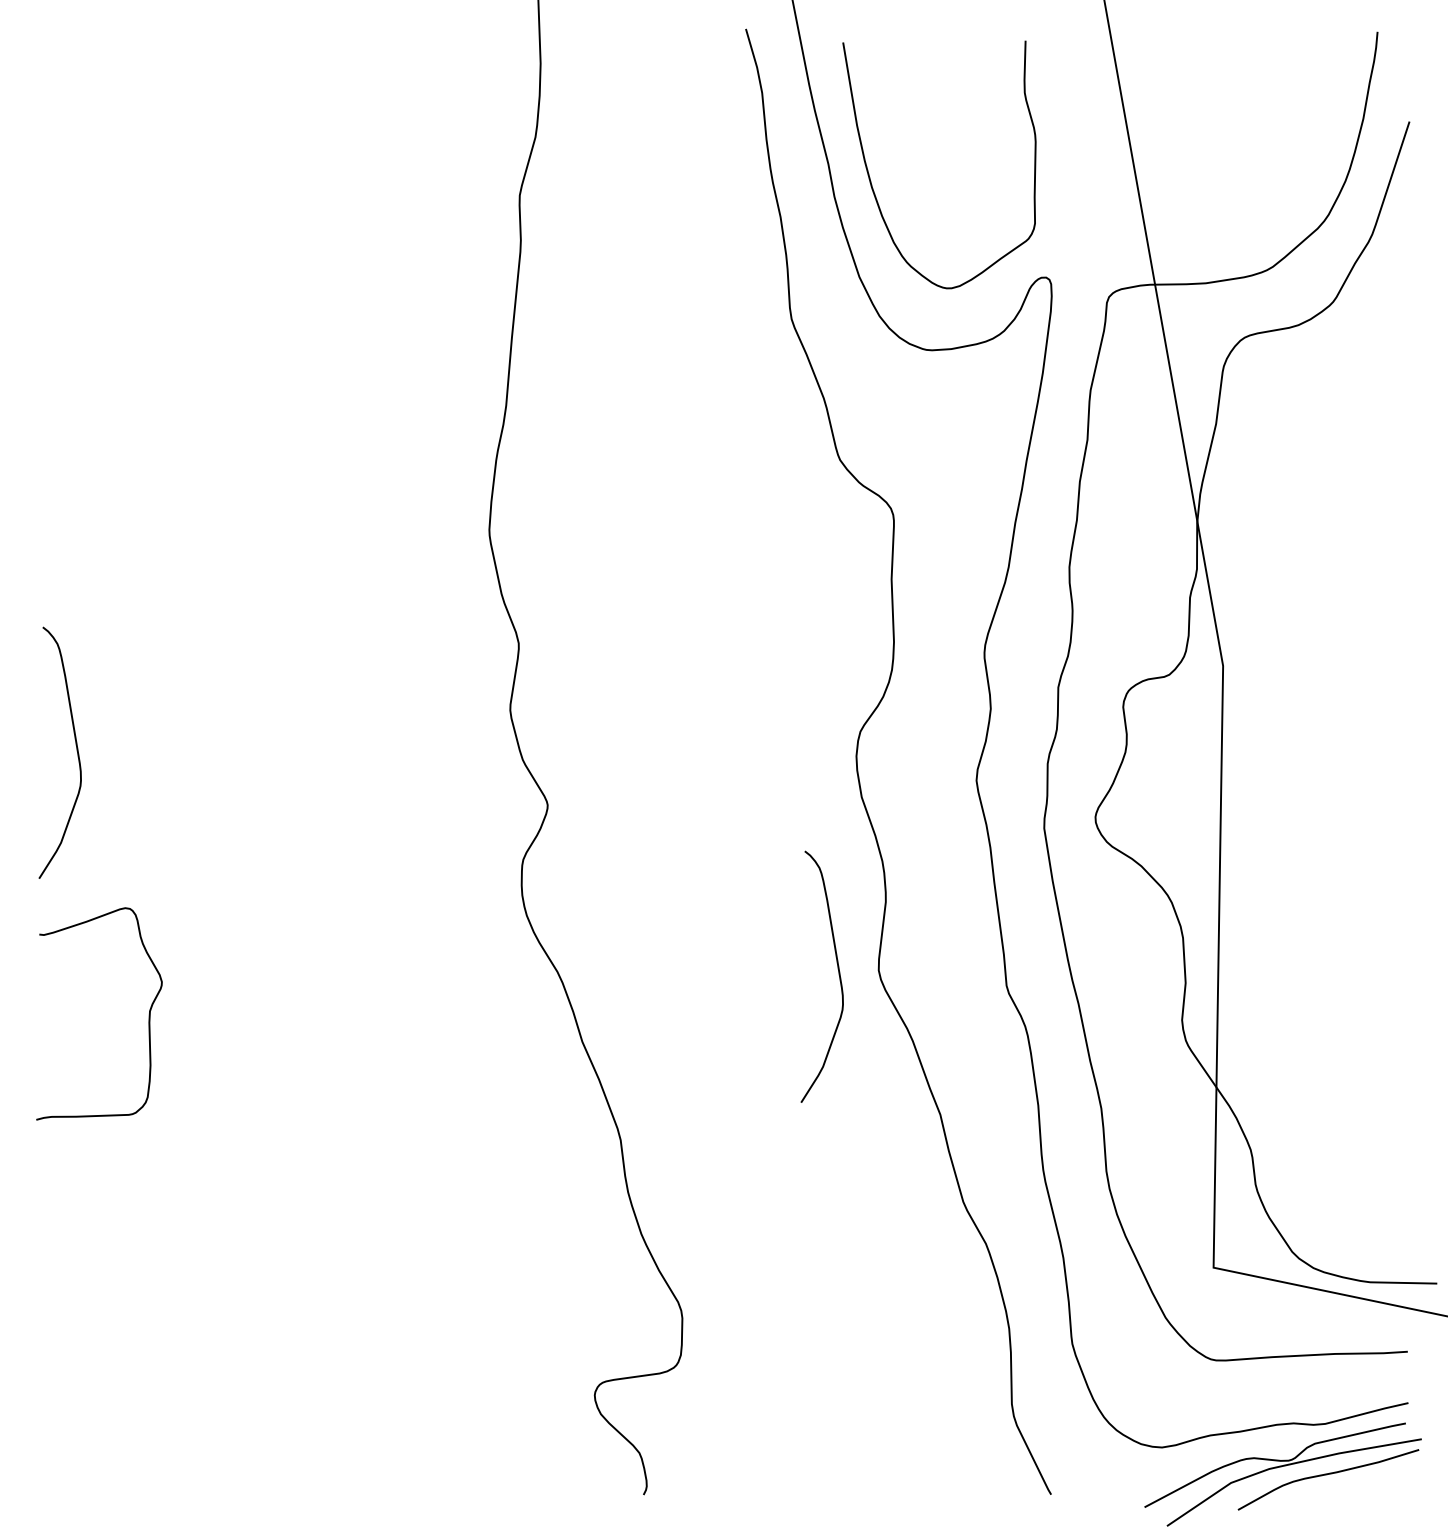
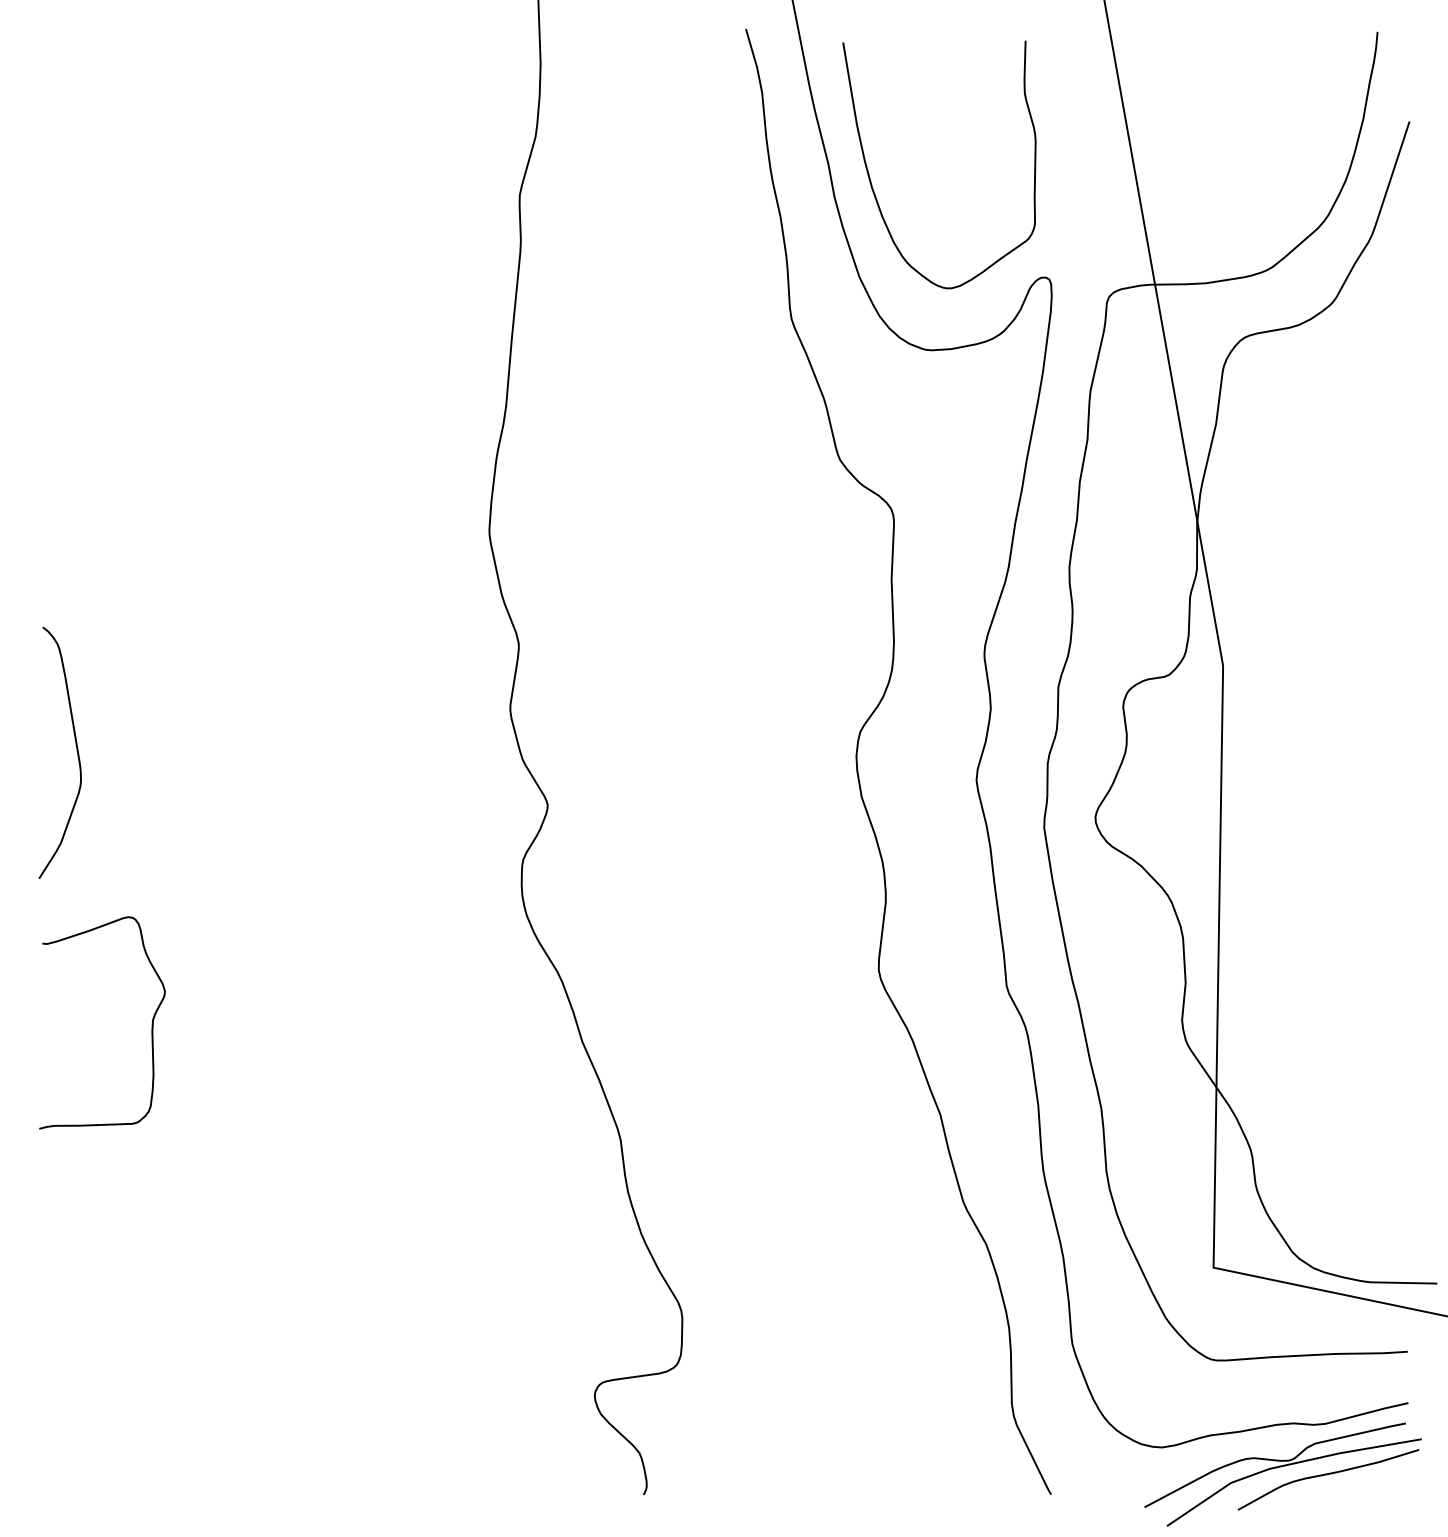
curve: present -> none (838, 975)
curve position: (148, 1014) -> (151, 1023) (151, 1023)
